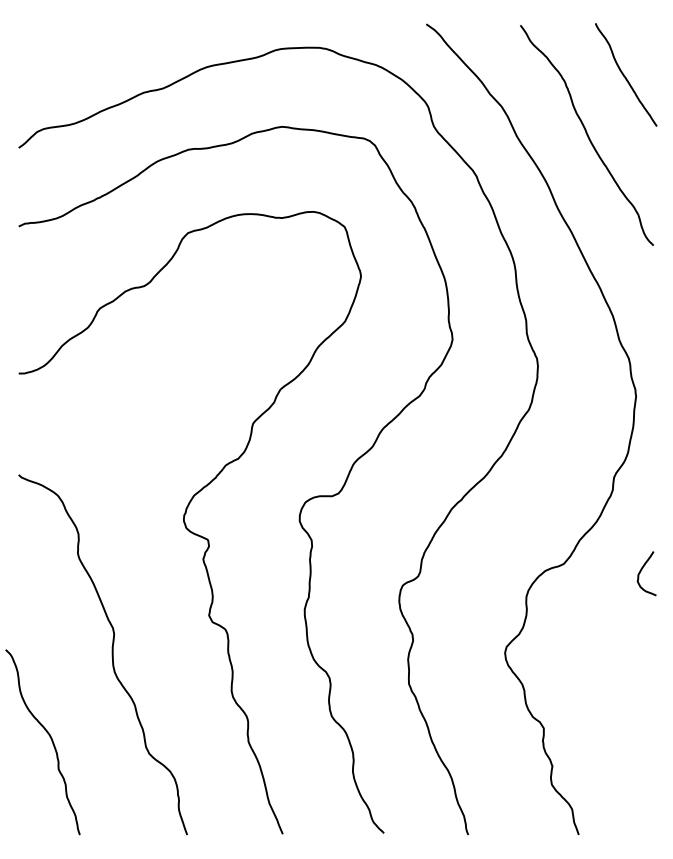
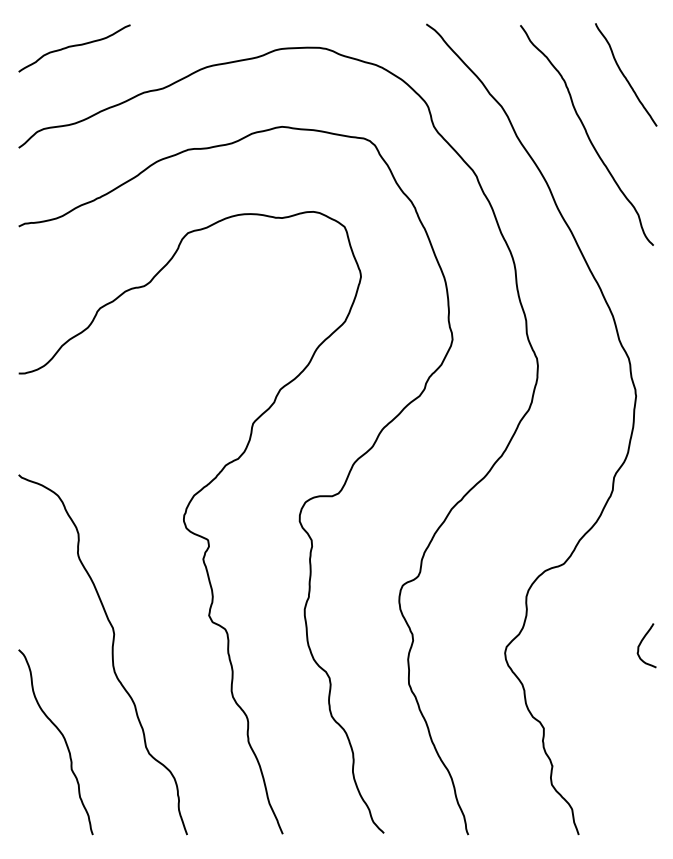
curve: none -> present (74, 46)
curve position: (641, 571) -> (641, 643) (641, 643)
curve position: (49, 737) -> (62, 737) (62, 737)
